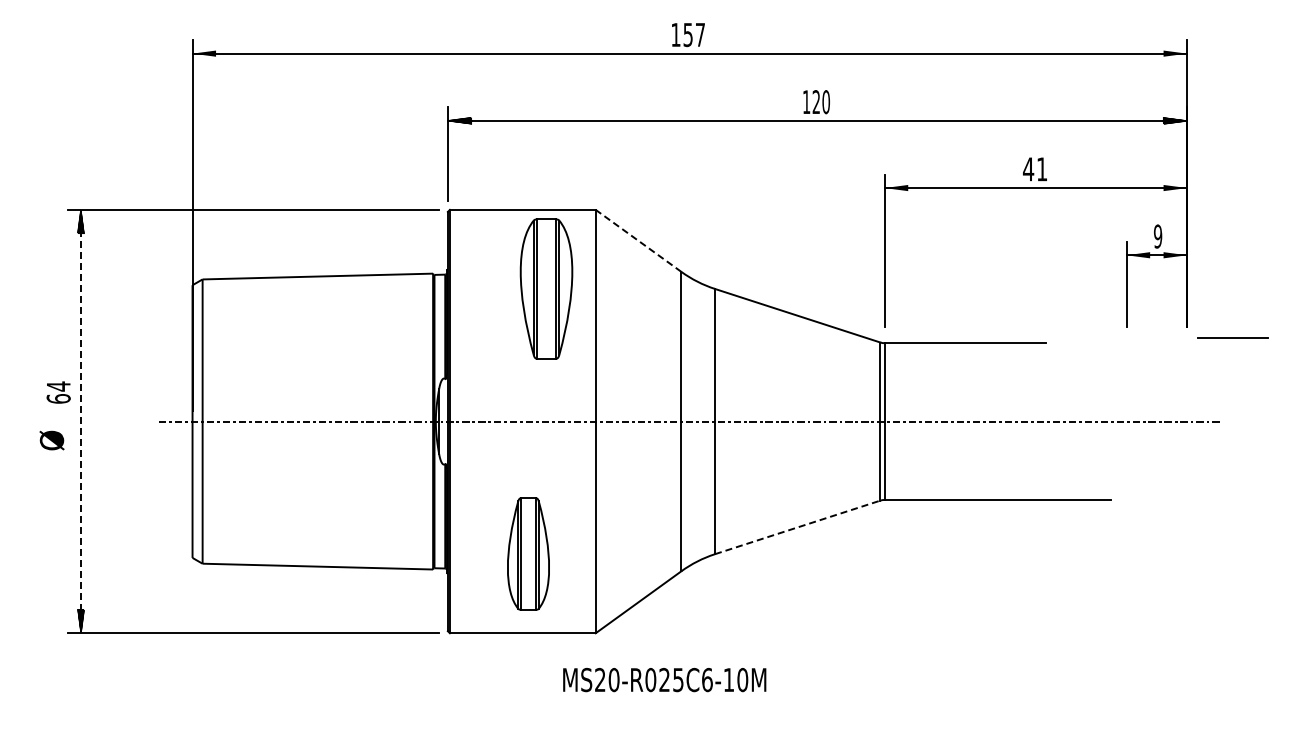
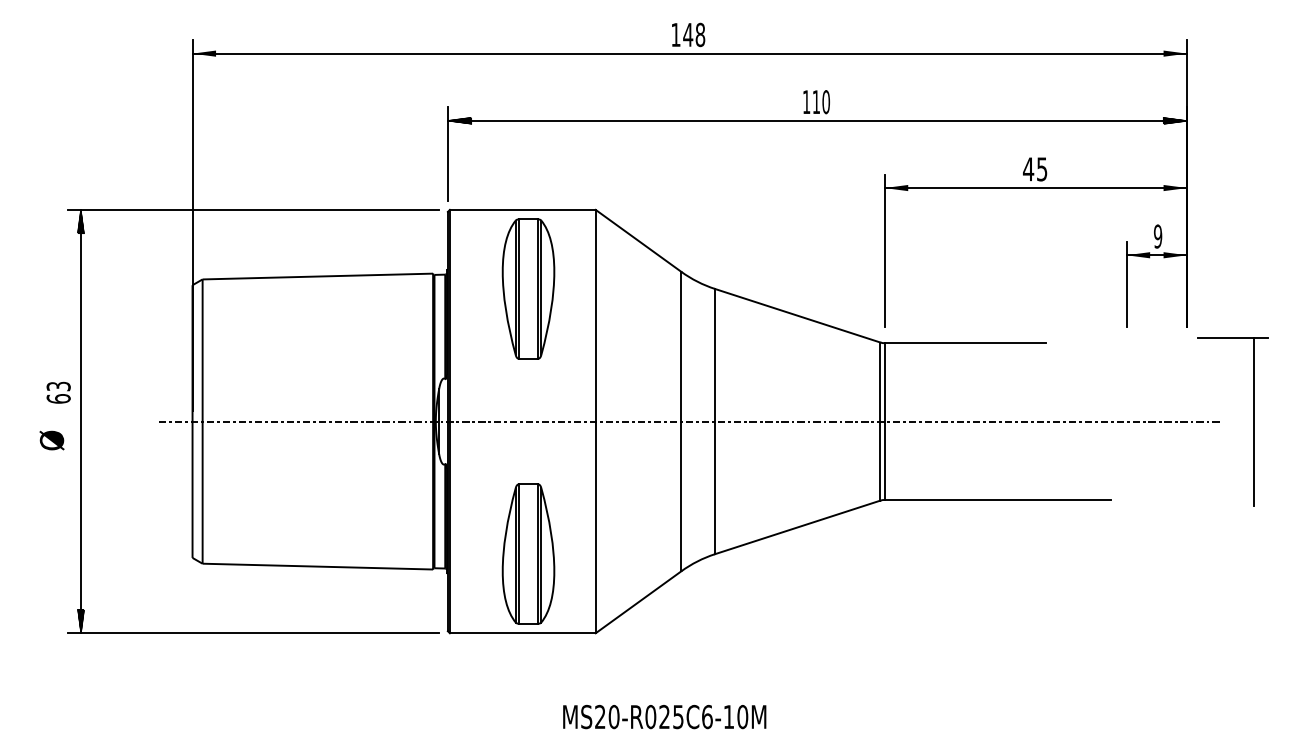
text: 157 -> 148 (694, 34)
text: 120 -> 110 (815, 101)
text: 41 -> 45 (1042, 169)
line: dashed -> solid (638, 240)
part position: (546, 288) -> (528, 288) (528, 288)
text: 64 -> 63 (58, 386)
line: dashed -> solid (80, 421)
line: none -> present (1254, 421)
line: dashed -> solid (797, 527)
part size: 43x114 px -> 55x142 px (528, 553)
text position: (664, 679) -> (664, 716) (664, 716)
